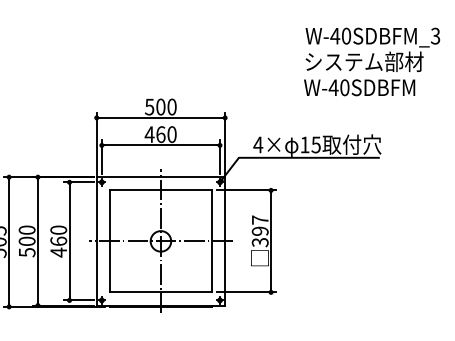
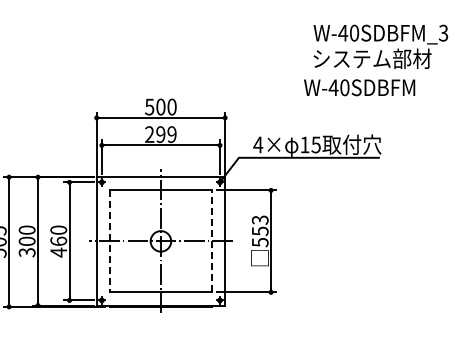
text position: (372, 49) -> (380, 46) (380, 46)
text: 460 -> 299 (160, 134)
text: 397 -> 553 (259, 230)
line: solid -> dashed (109, 241)
line: solid -> dashed (211, 241)
text: 500 -> 300 (26, 252)
